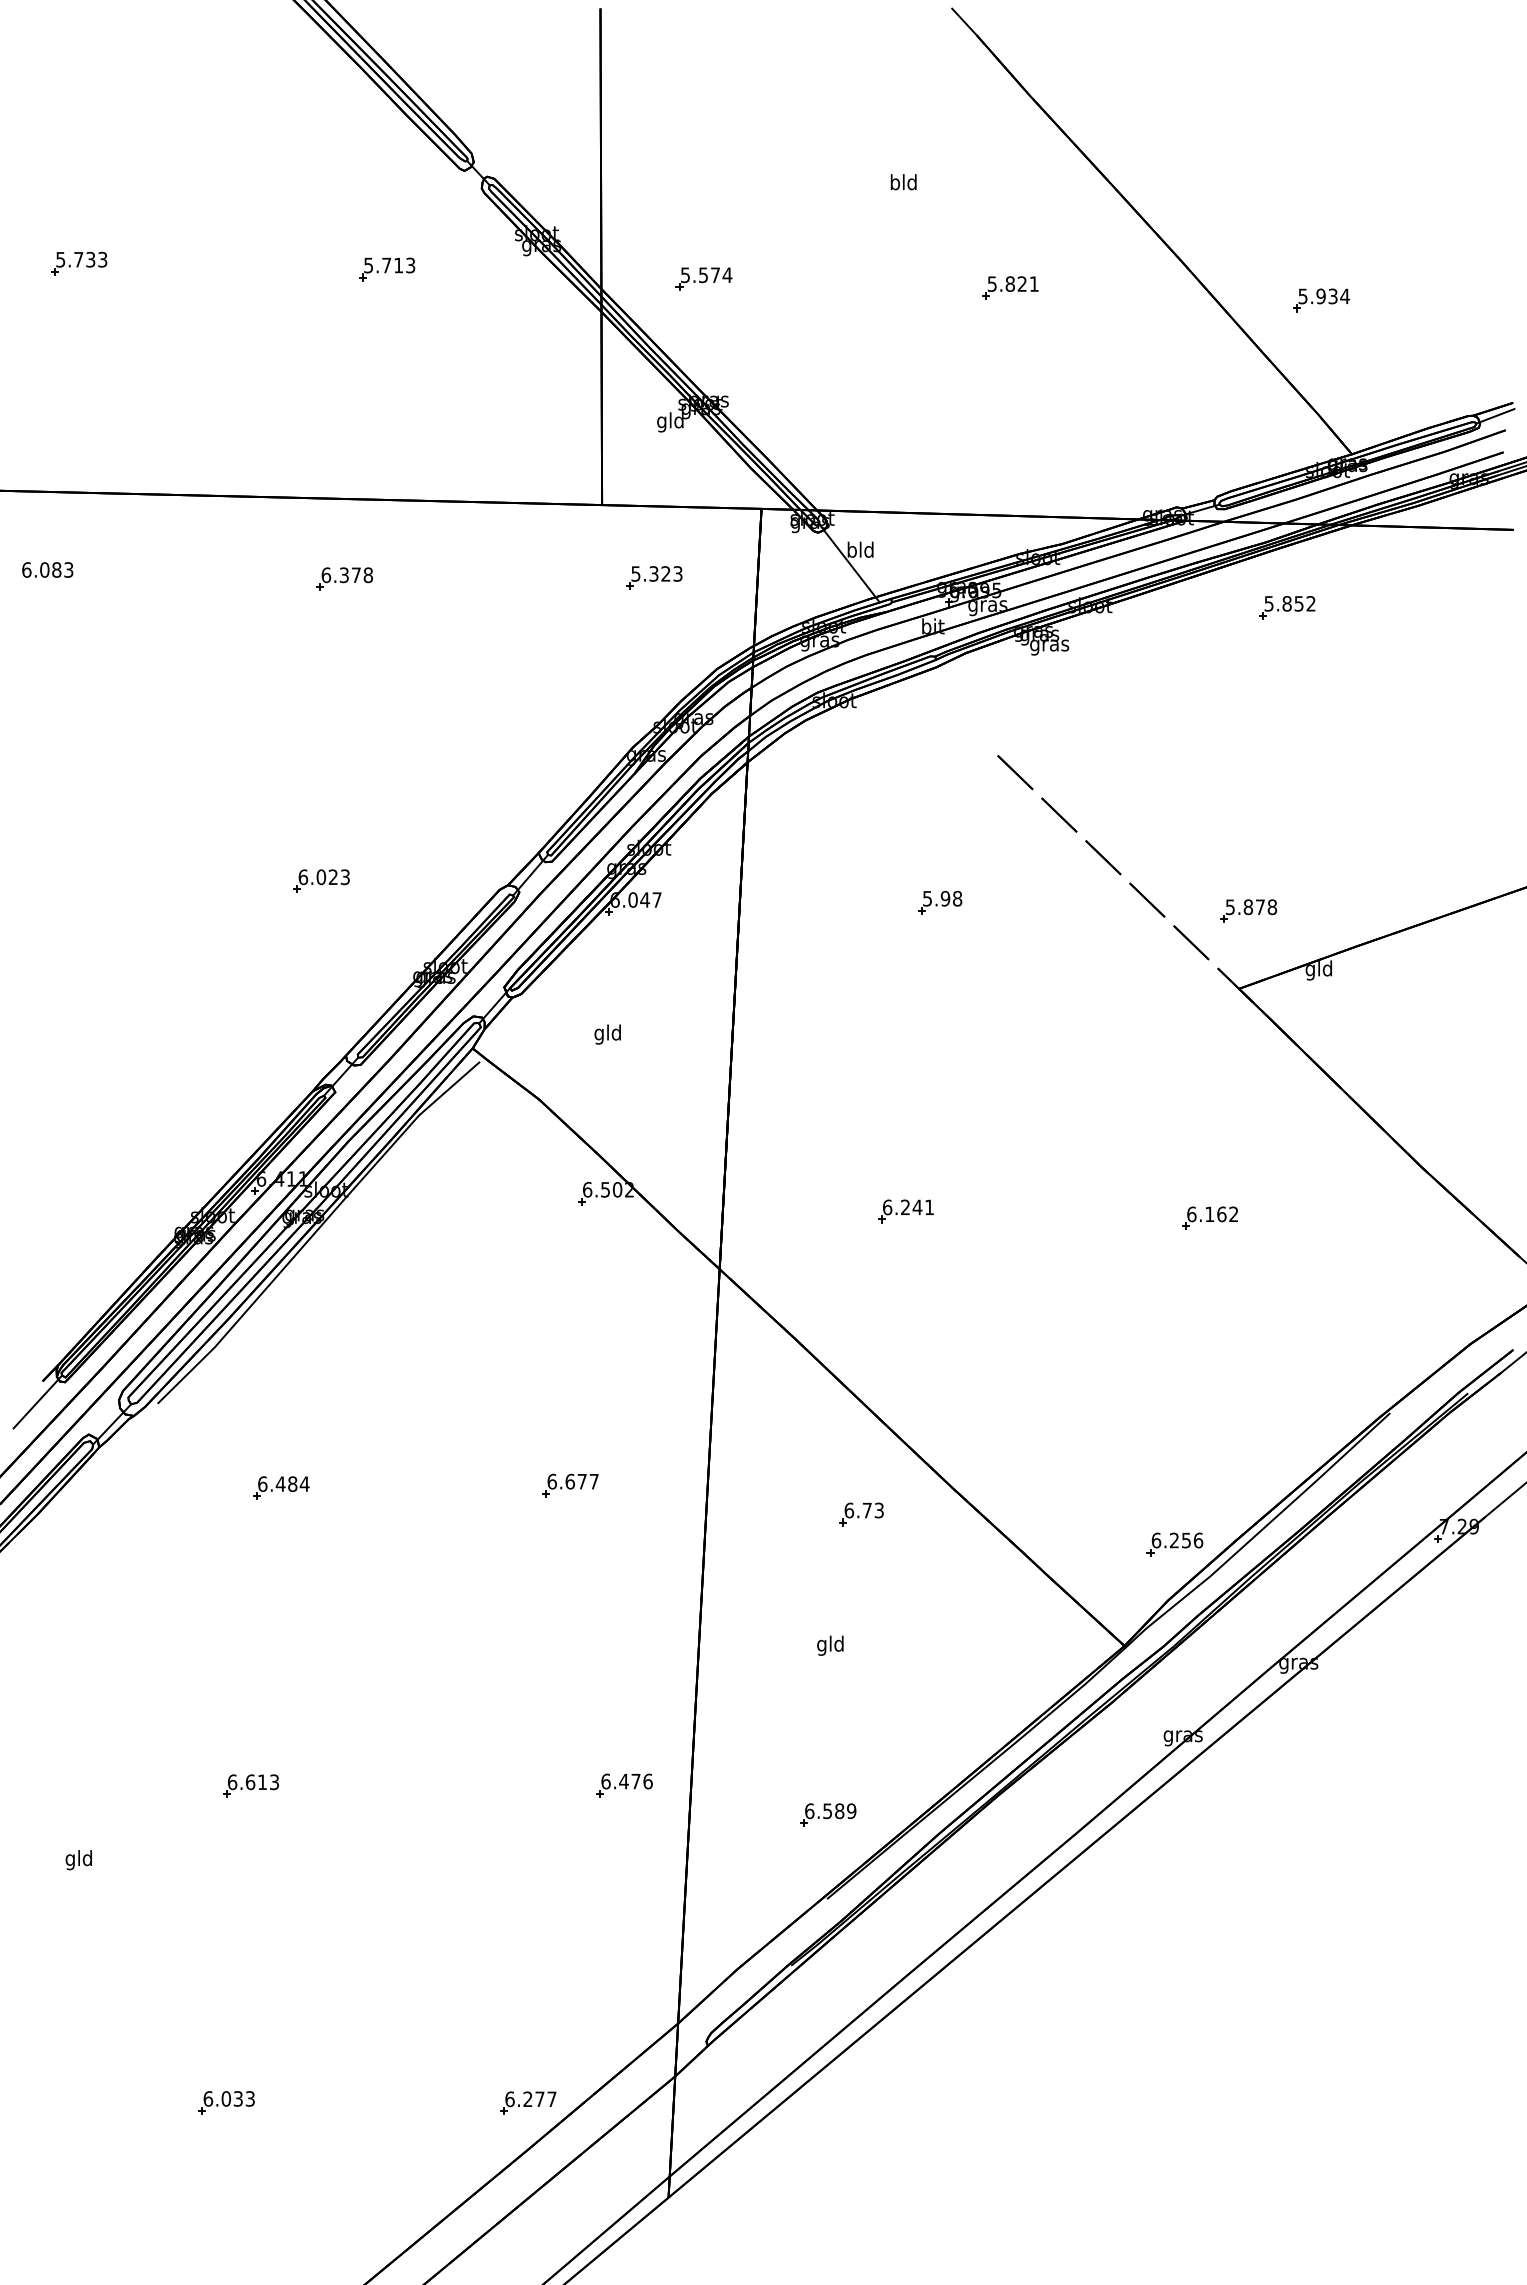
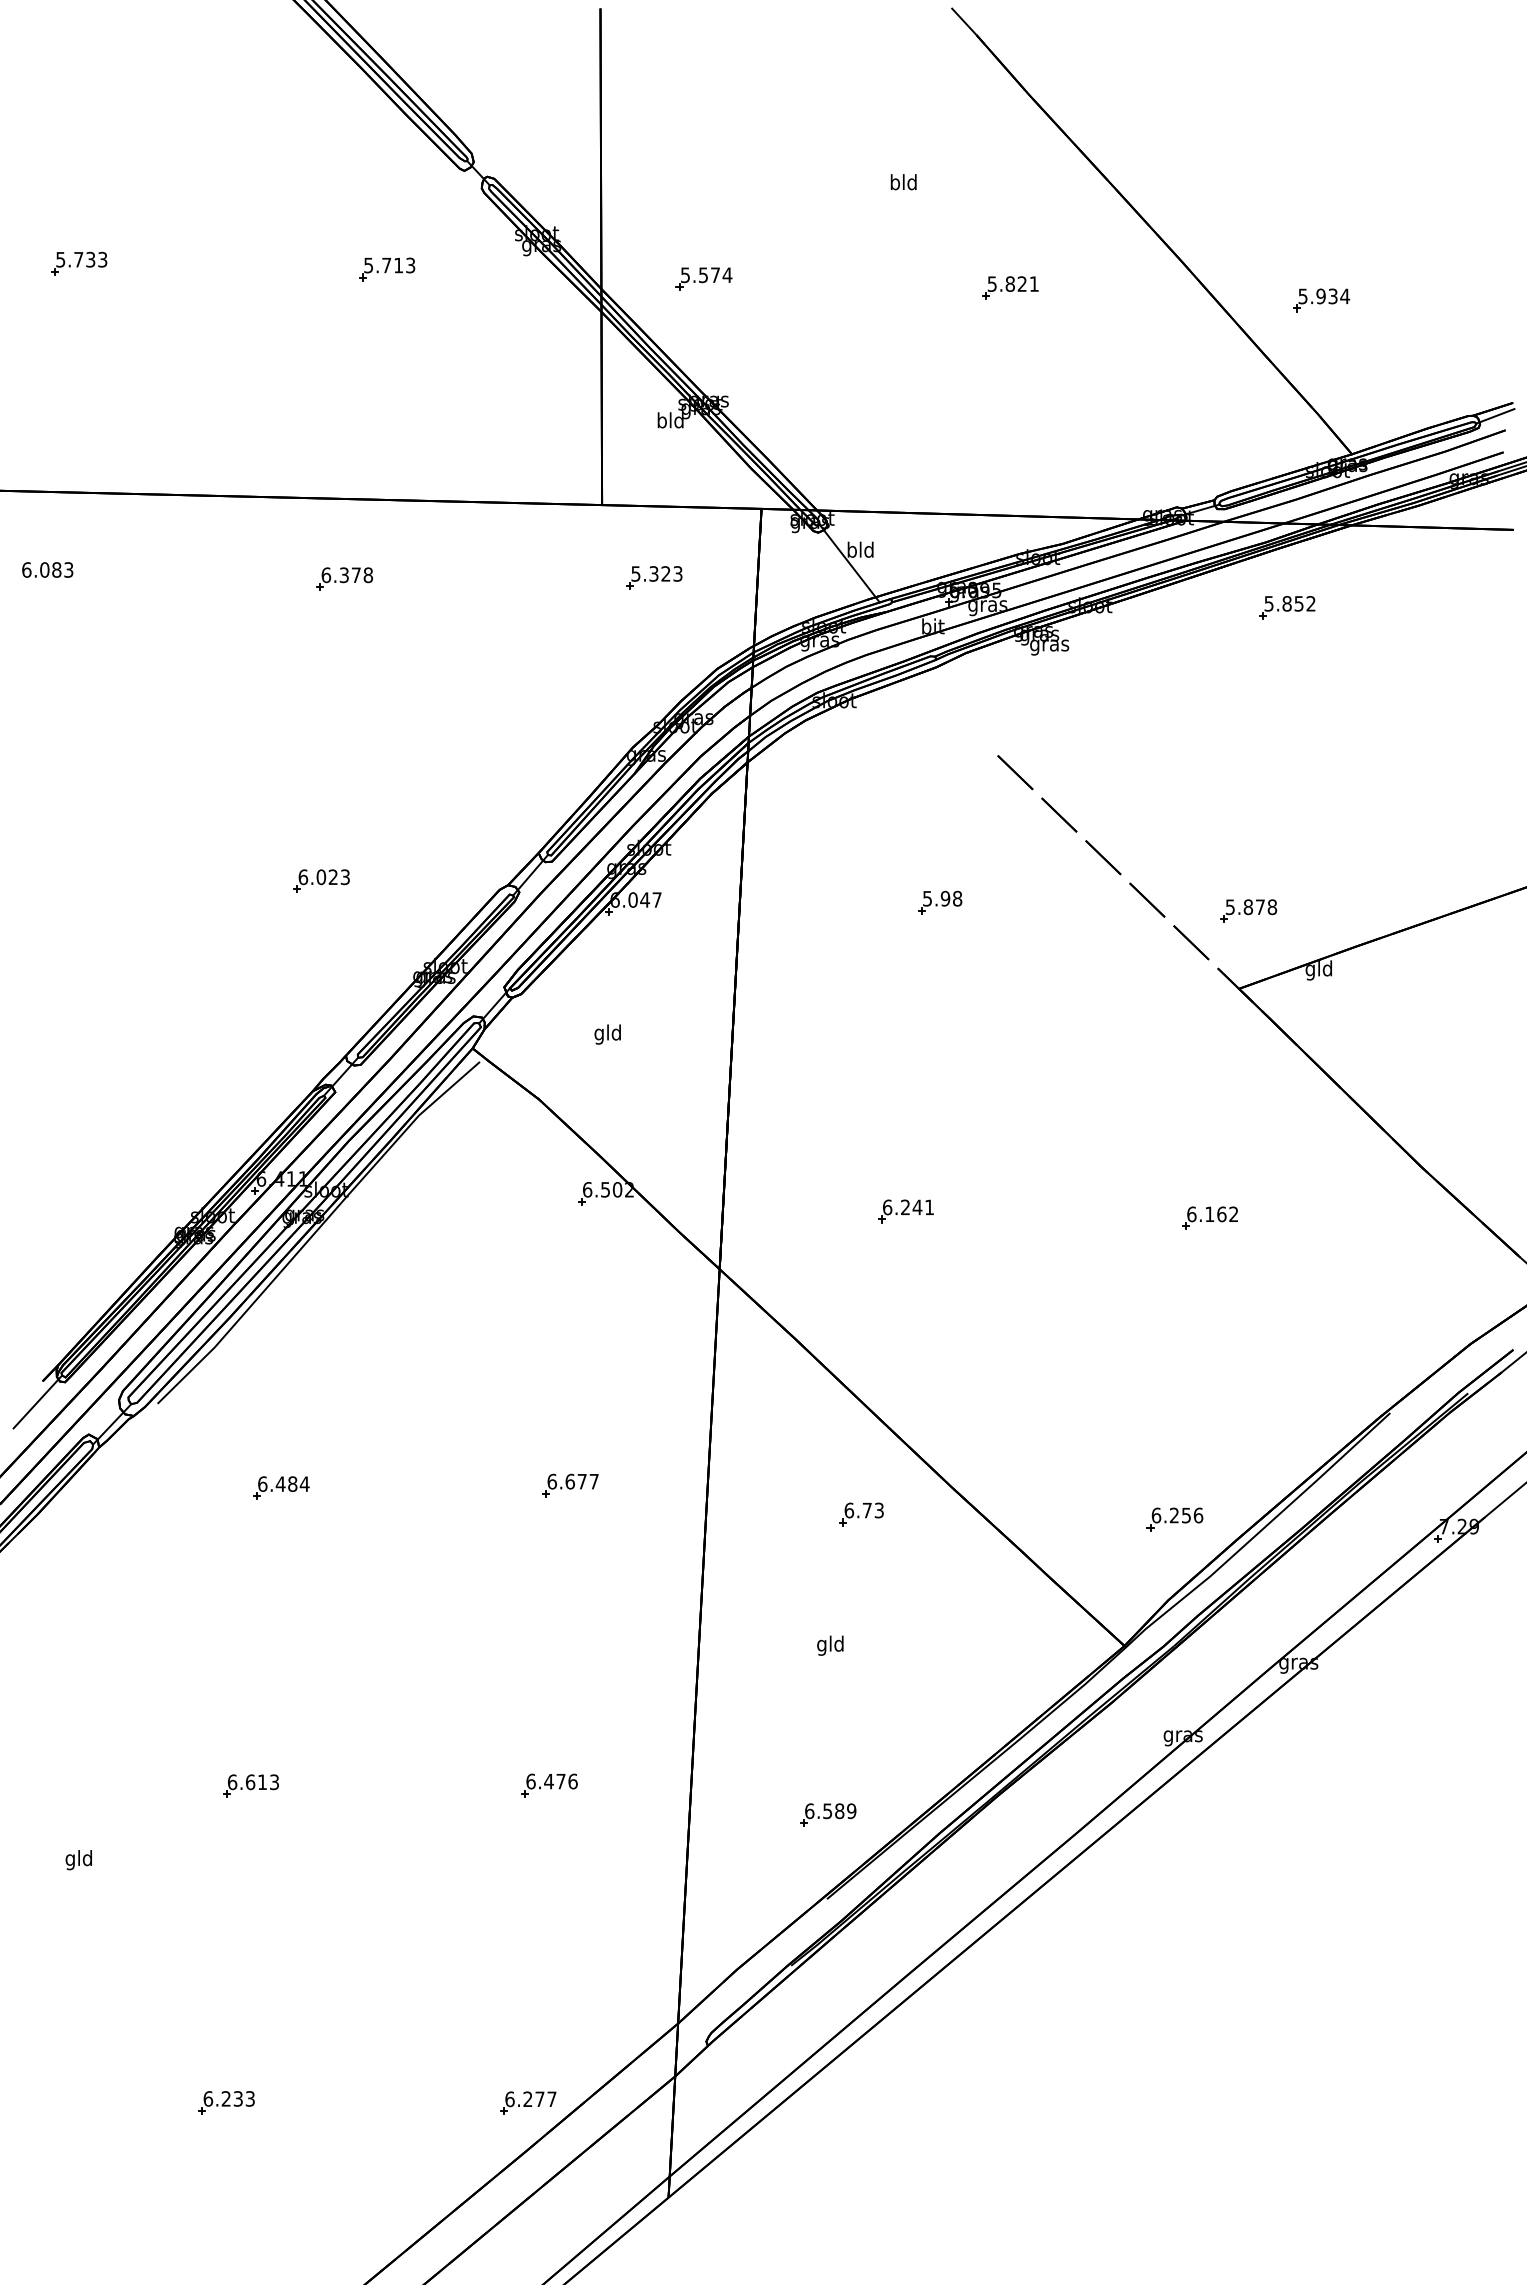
text: gld -> bld (661, 422)
part position: (1174, 1544) -> (1174, 1519) (1174, 1519)
part position: (624, 1785) -> (549, 1785) (549, 1785)
text: 6.033 -> 6.233 (226, 2098)
